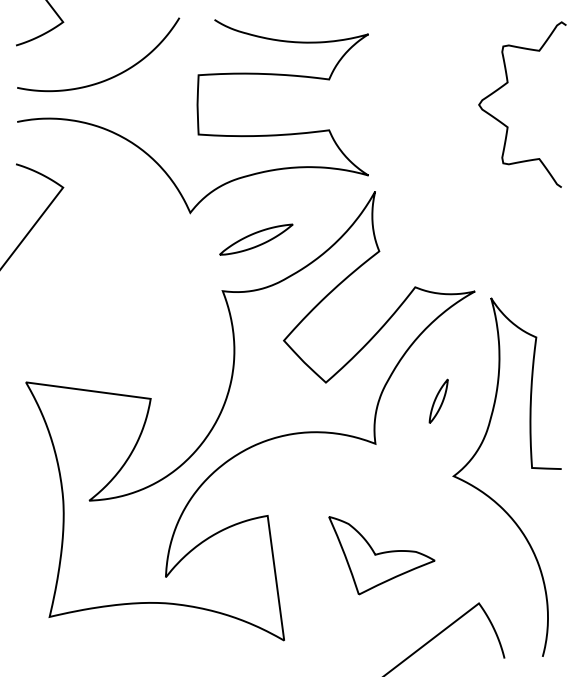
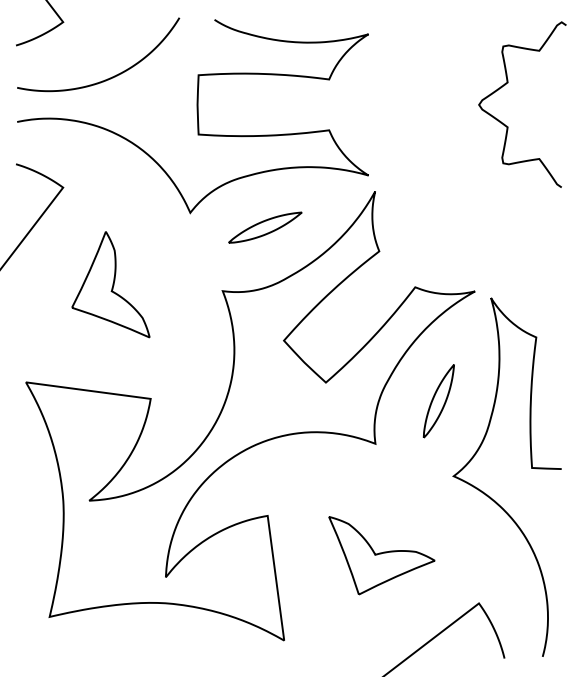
part position: (256, 239) -> (265, 227) (265, 227)
part: none -> present (110, 284)
part size: 21x46 px -> 33x75 px (438, 401)
